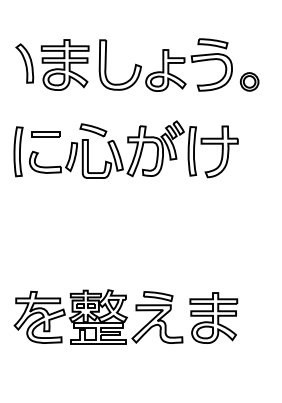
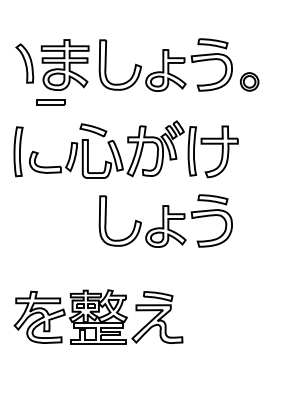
part position: (45, 134) -> (50, 102) (50, 102)
part: none -> present (165, 220)
part: present -> none (213, 317)
